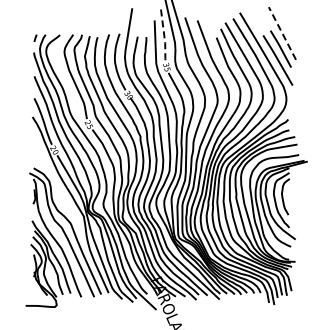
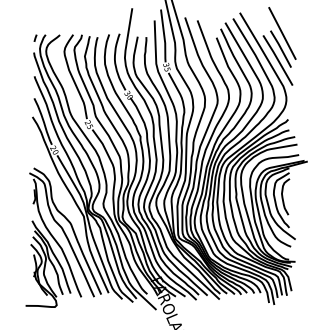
line: dashed -> solid (282, 33)
line: dashed -> solid (164, 37)
